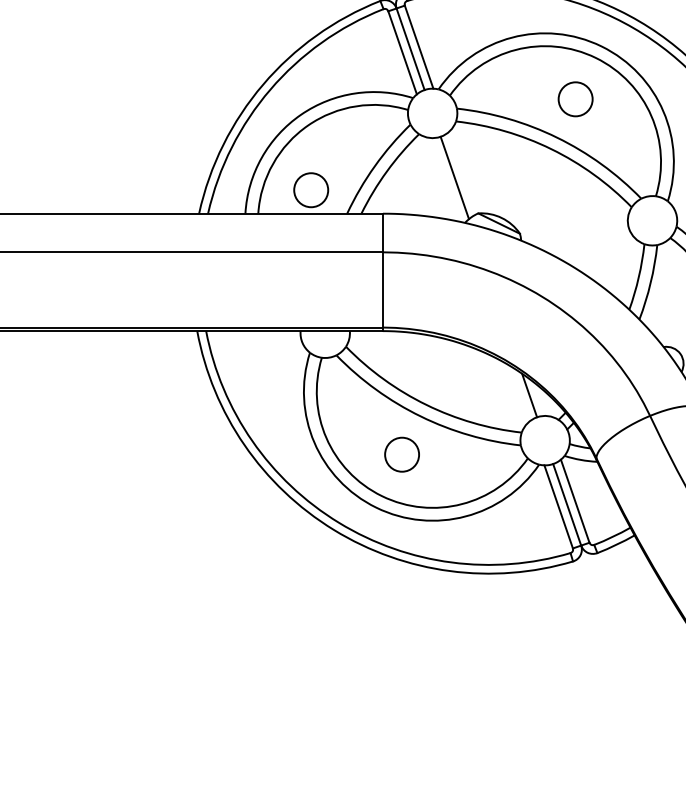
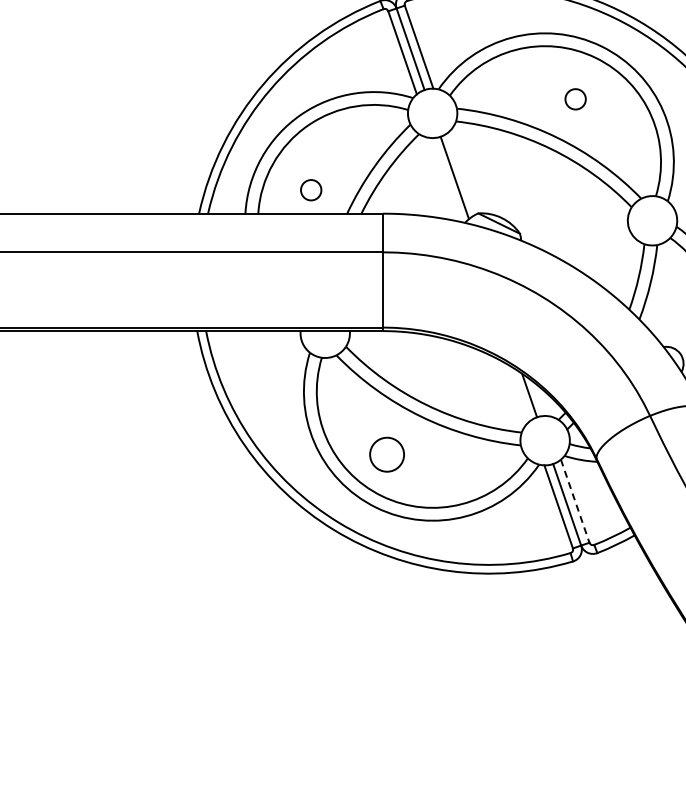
circle diameter: 34 px -> 20 px (575, 99)
circle diameter: 34 px -> 20 px (311, 190)
circle position: (401, 454) -> (386, 454) (386, 454)
line: solid -> dashed (575, 501)
